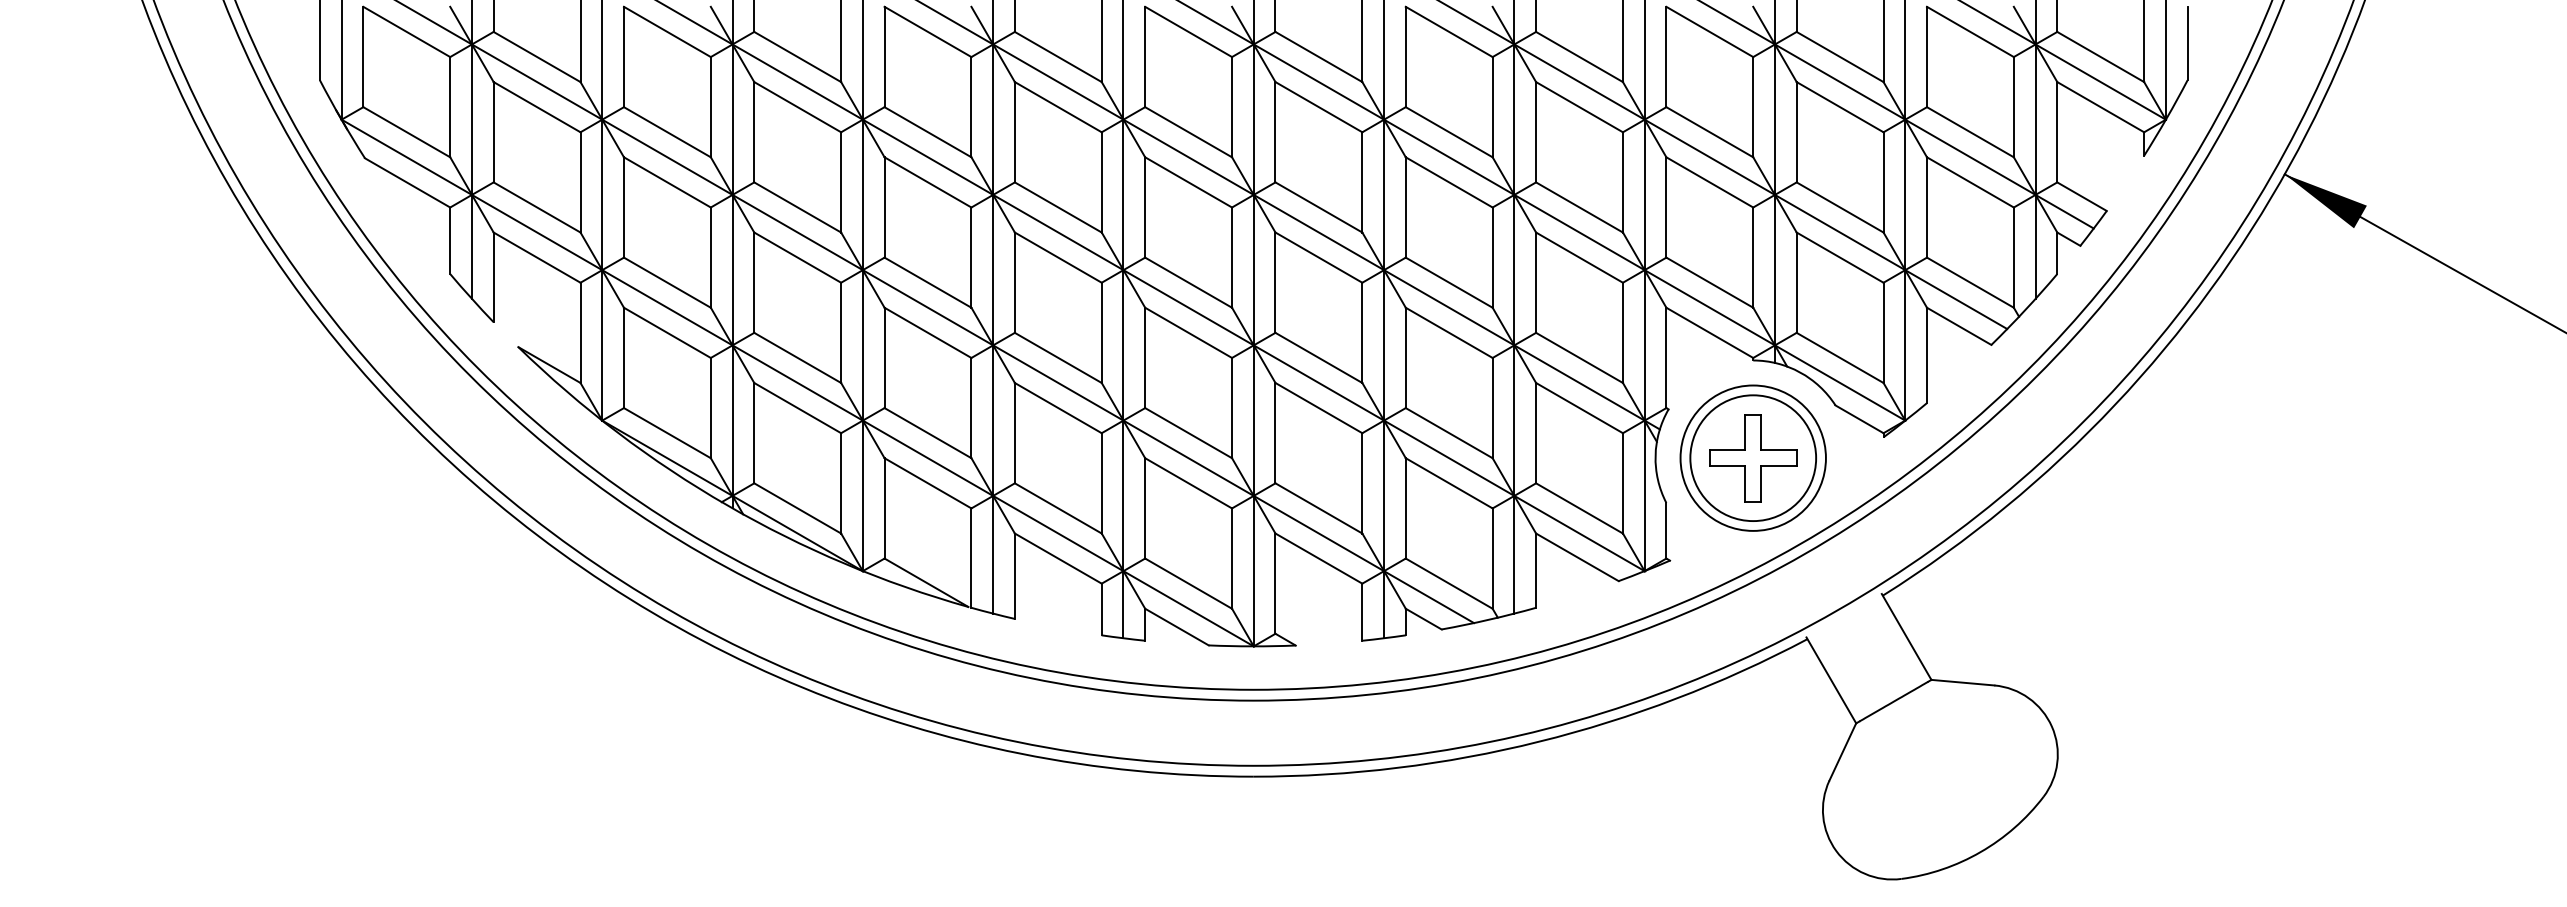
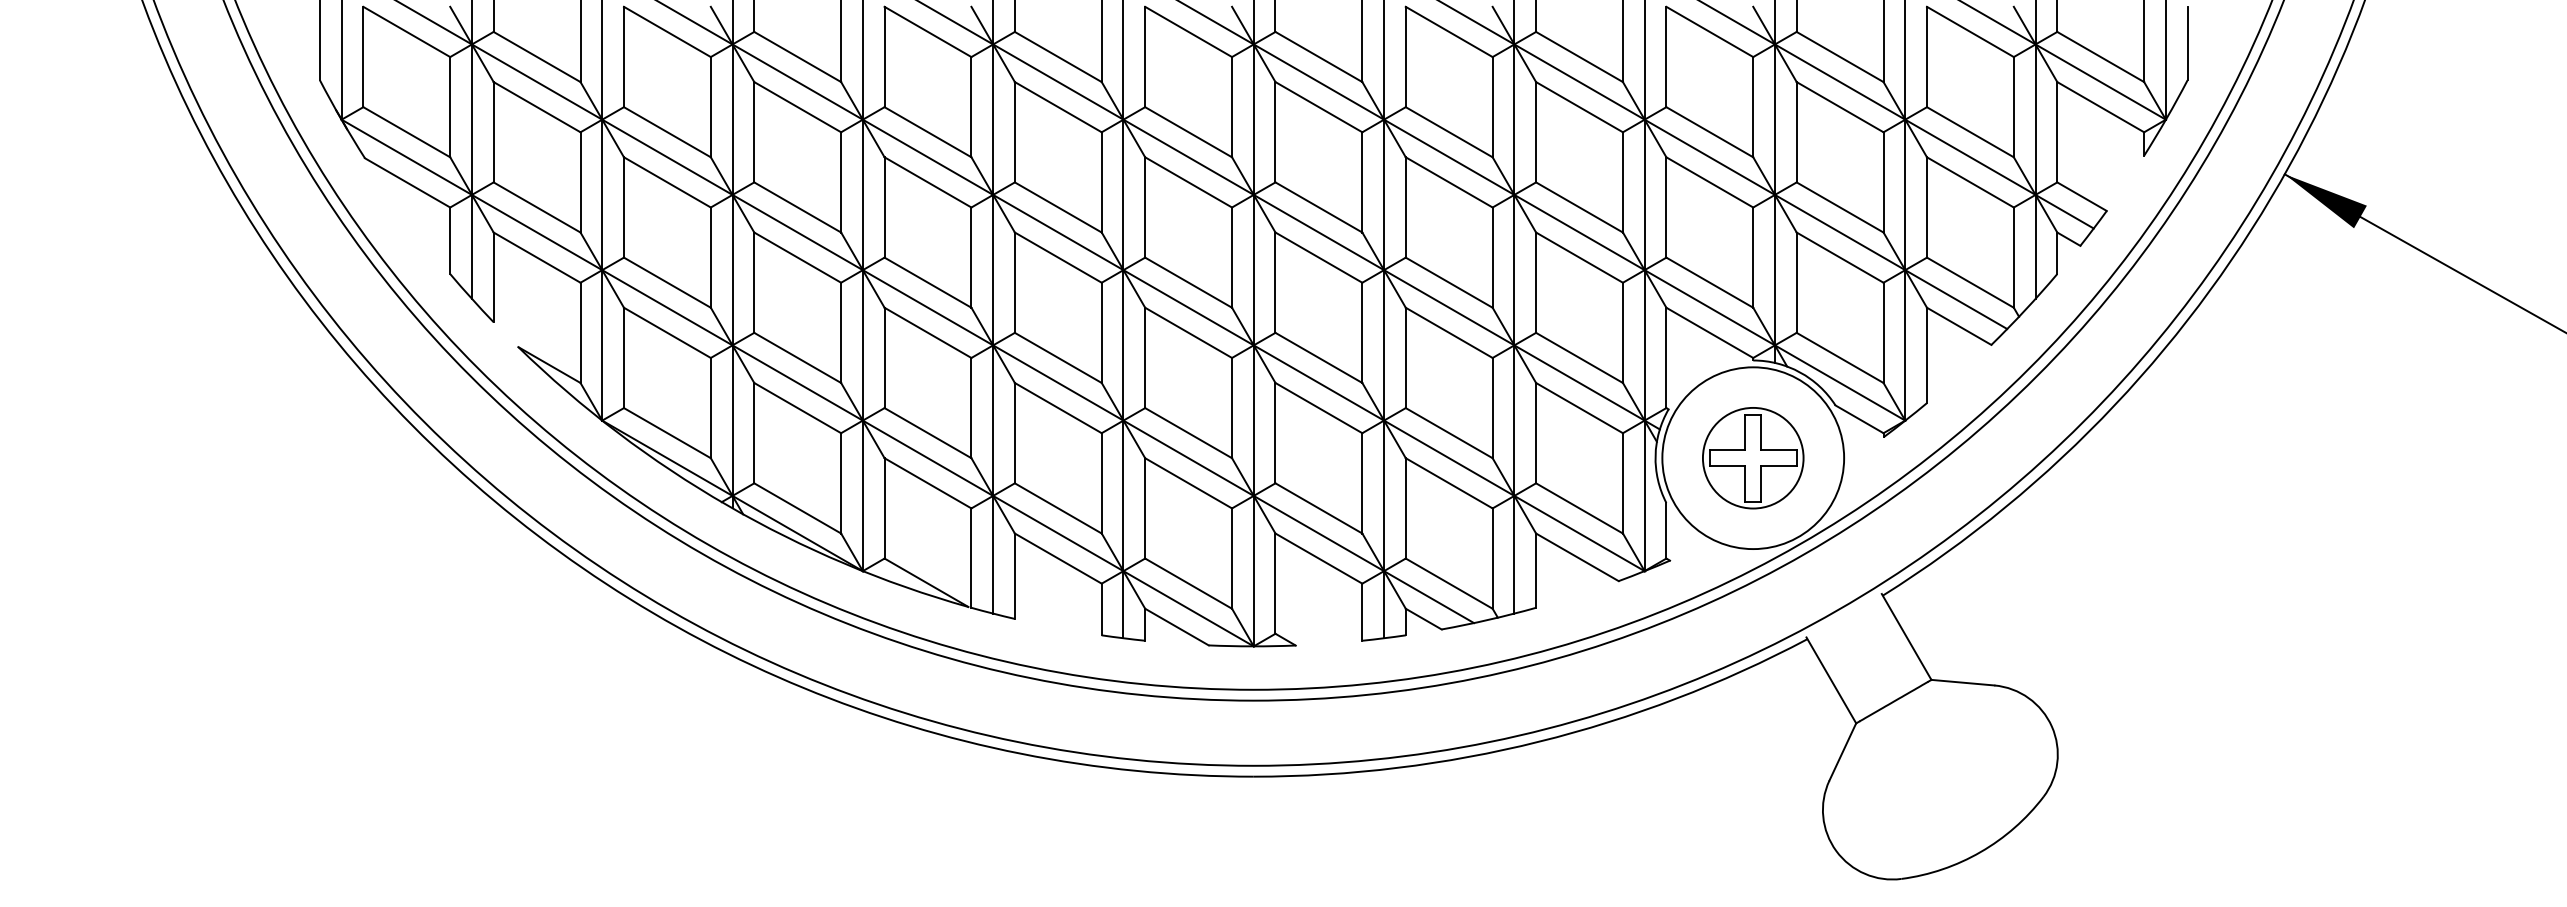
circle diameter: 145 px -> 182 px (1753, 458)
circle diameter: 126 px -> 101 px (1752, 457)
